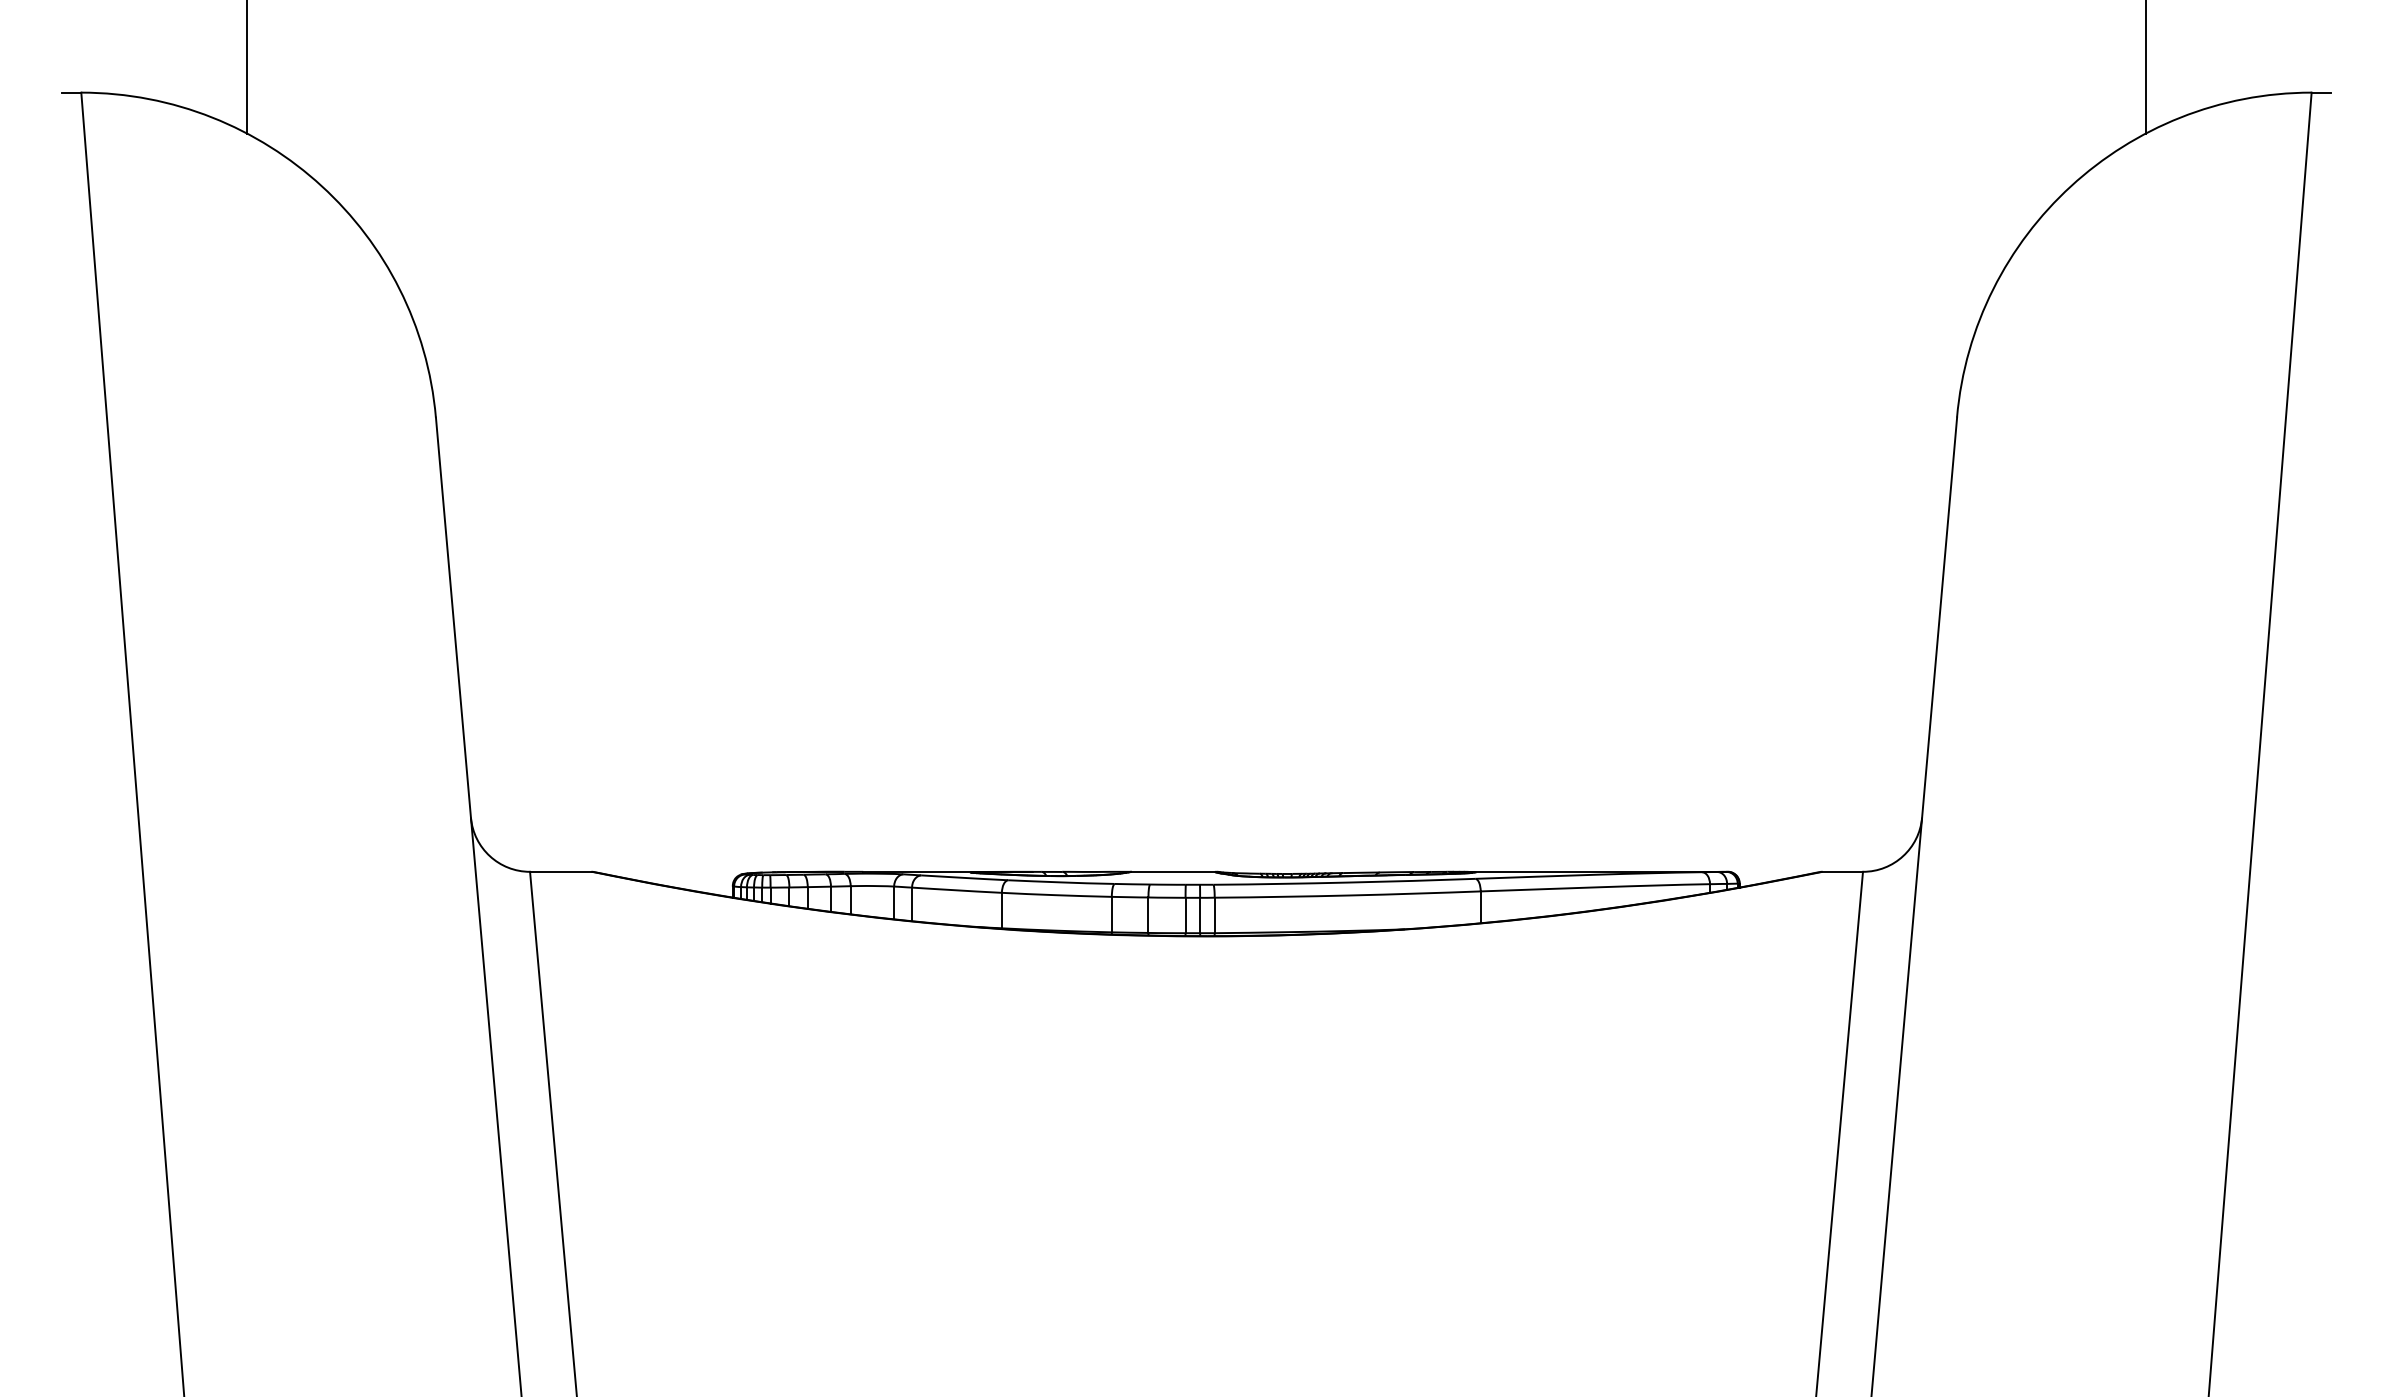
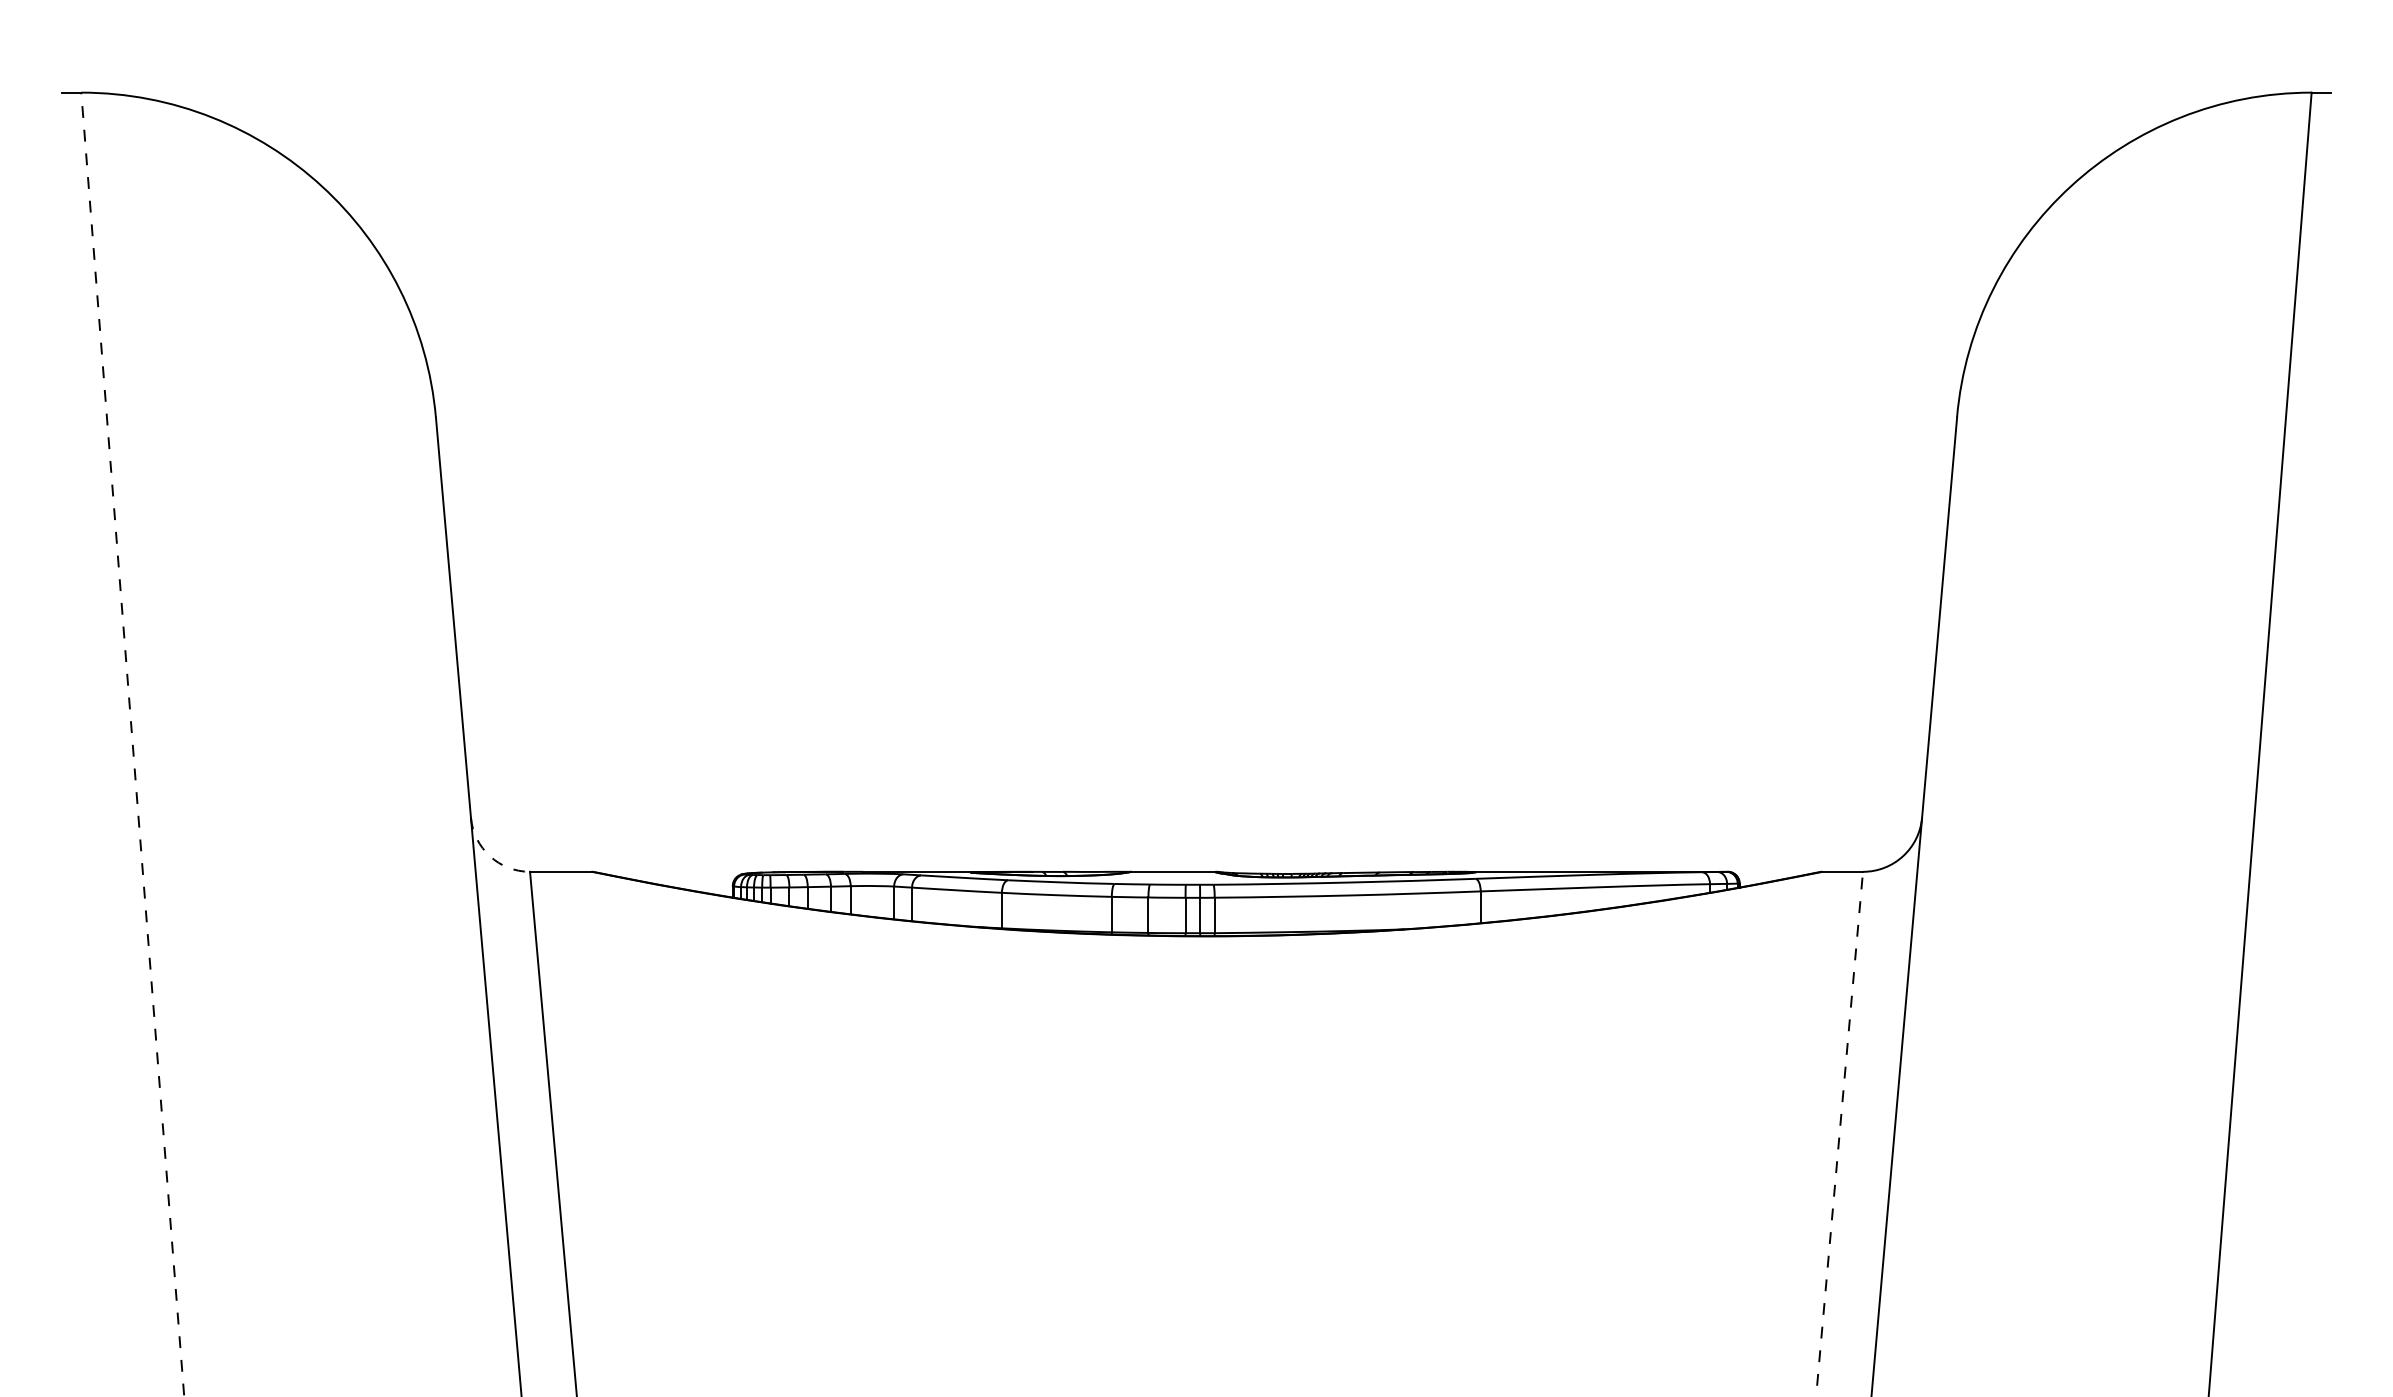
line: present -> none (247, 67)
line: present -> none (2145, 67)
line: solid -> dashed (132, 744)
arc: solid -> dashed (489, 856)
line: solid -> dashed (1839, 1133)
